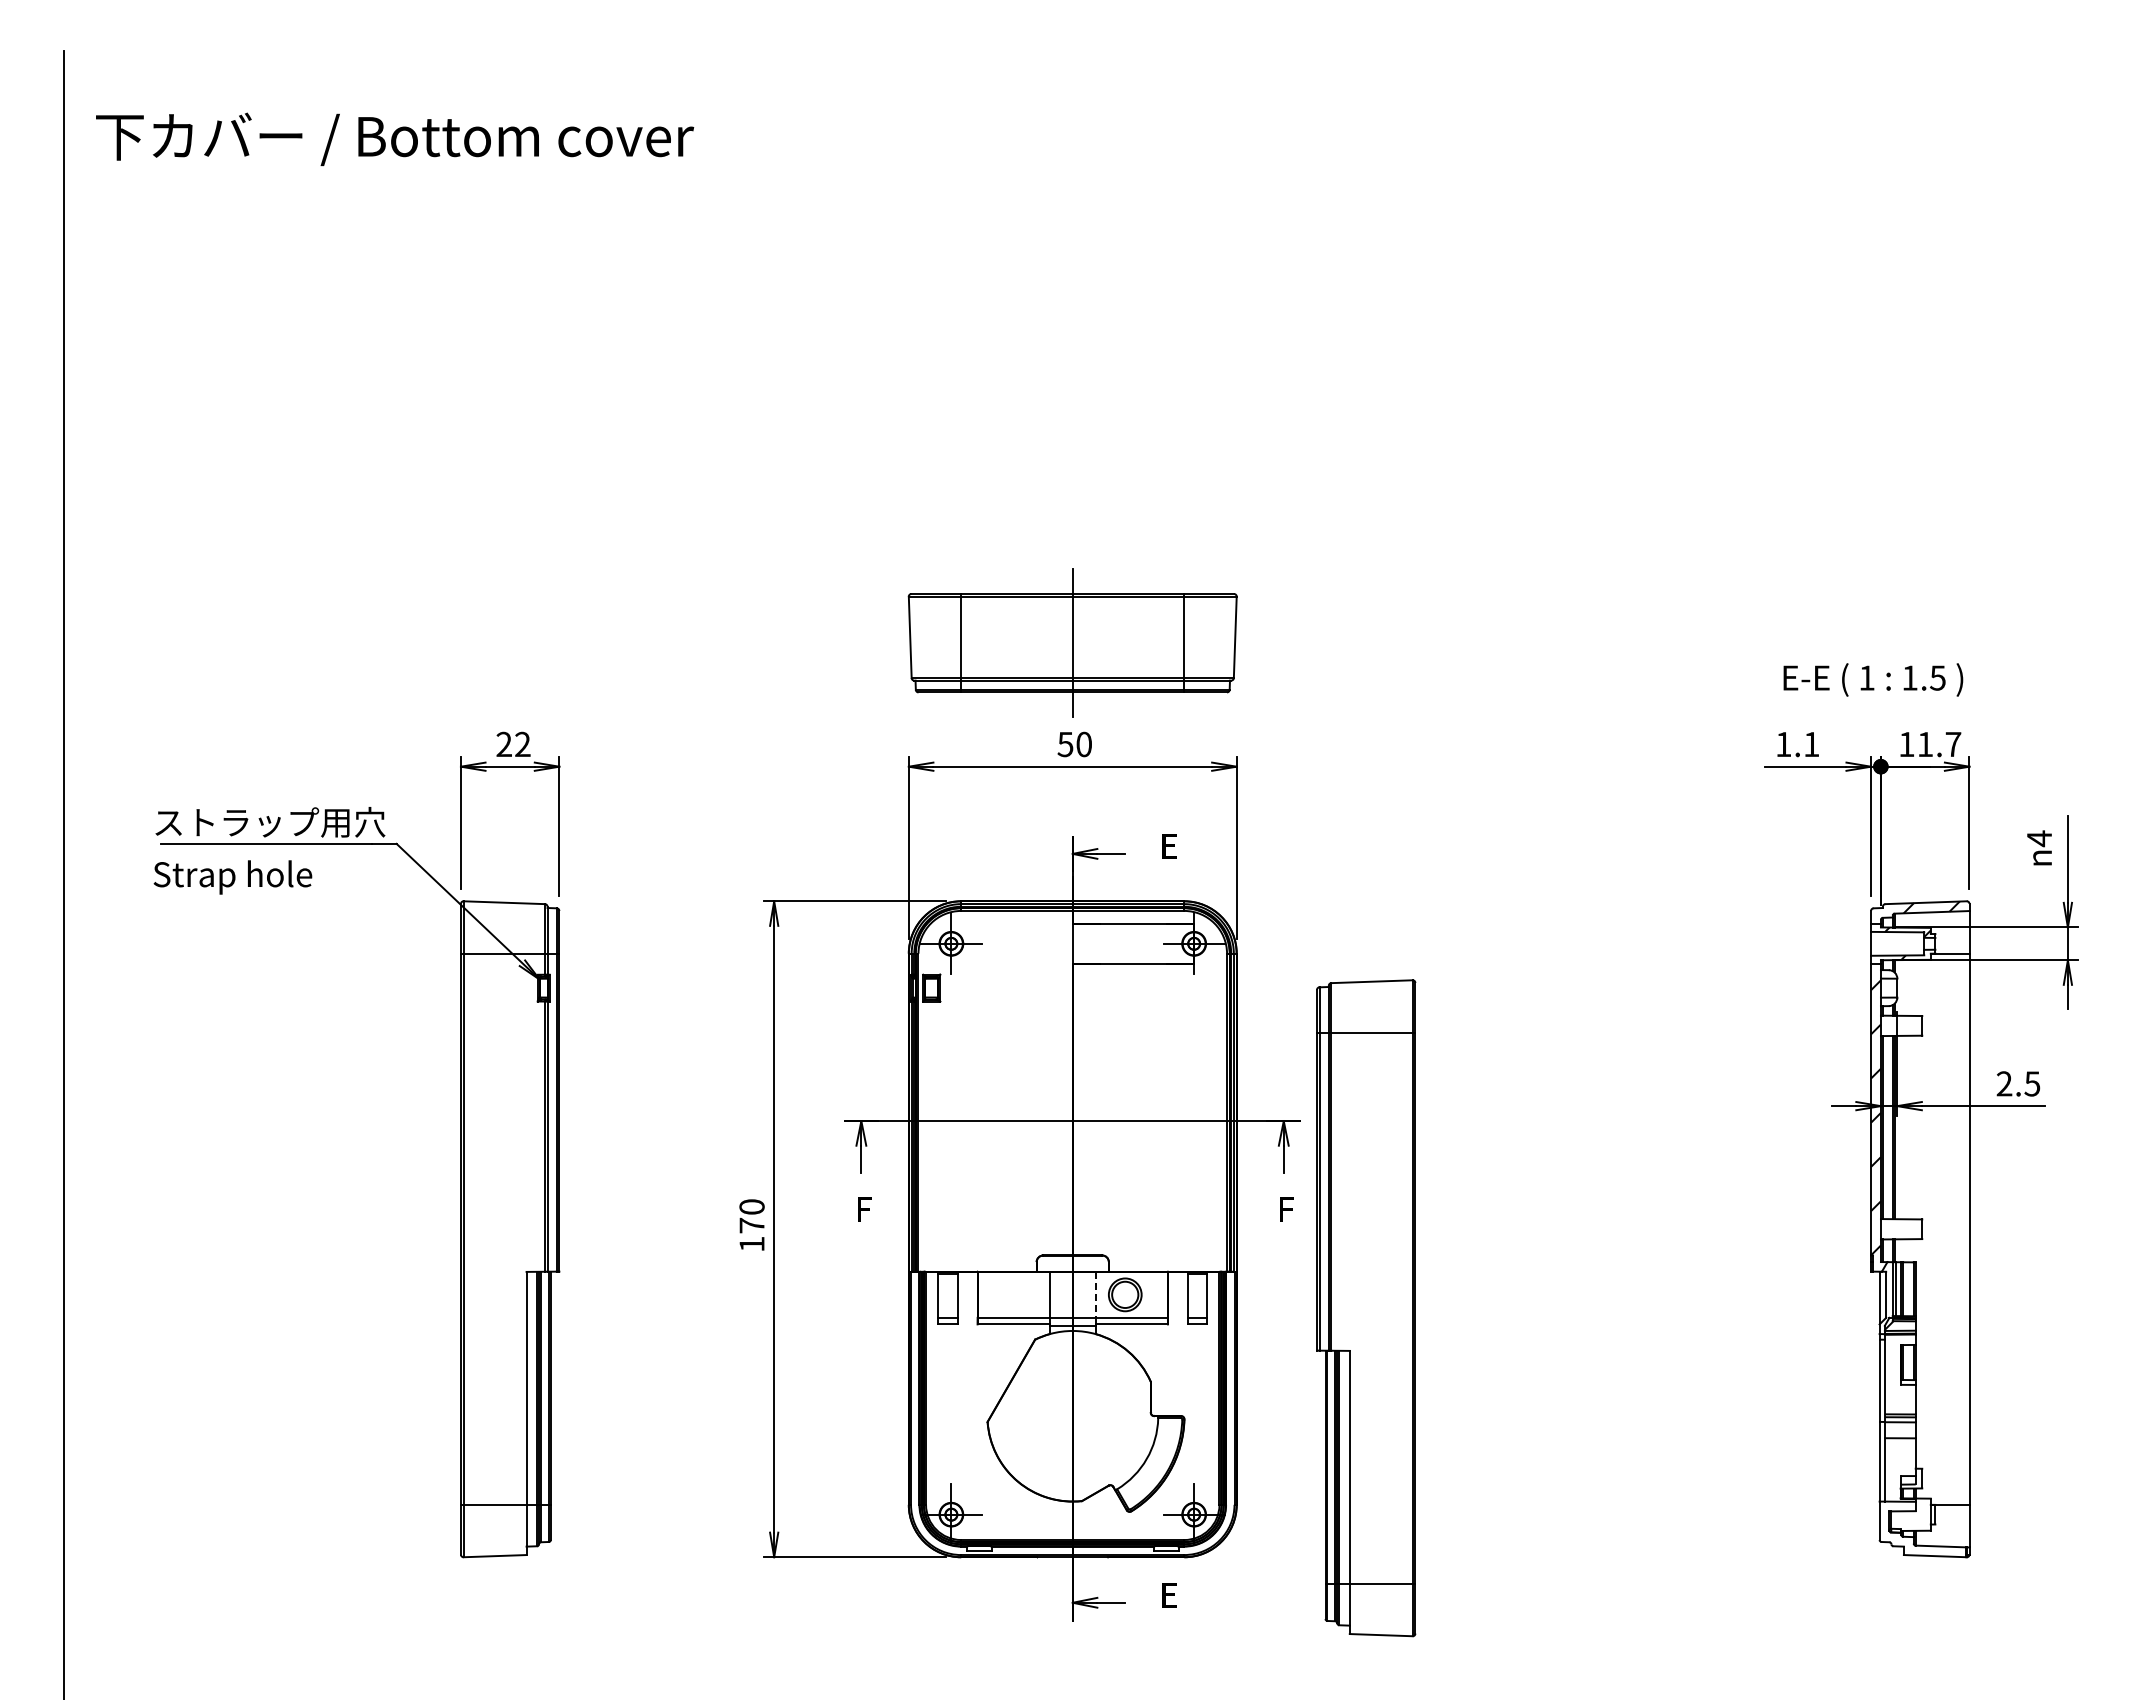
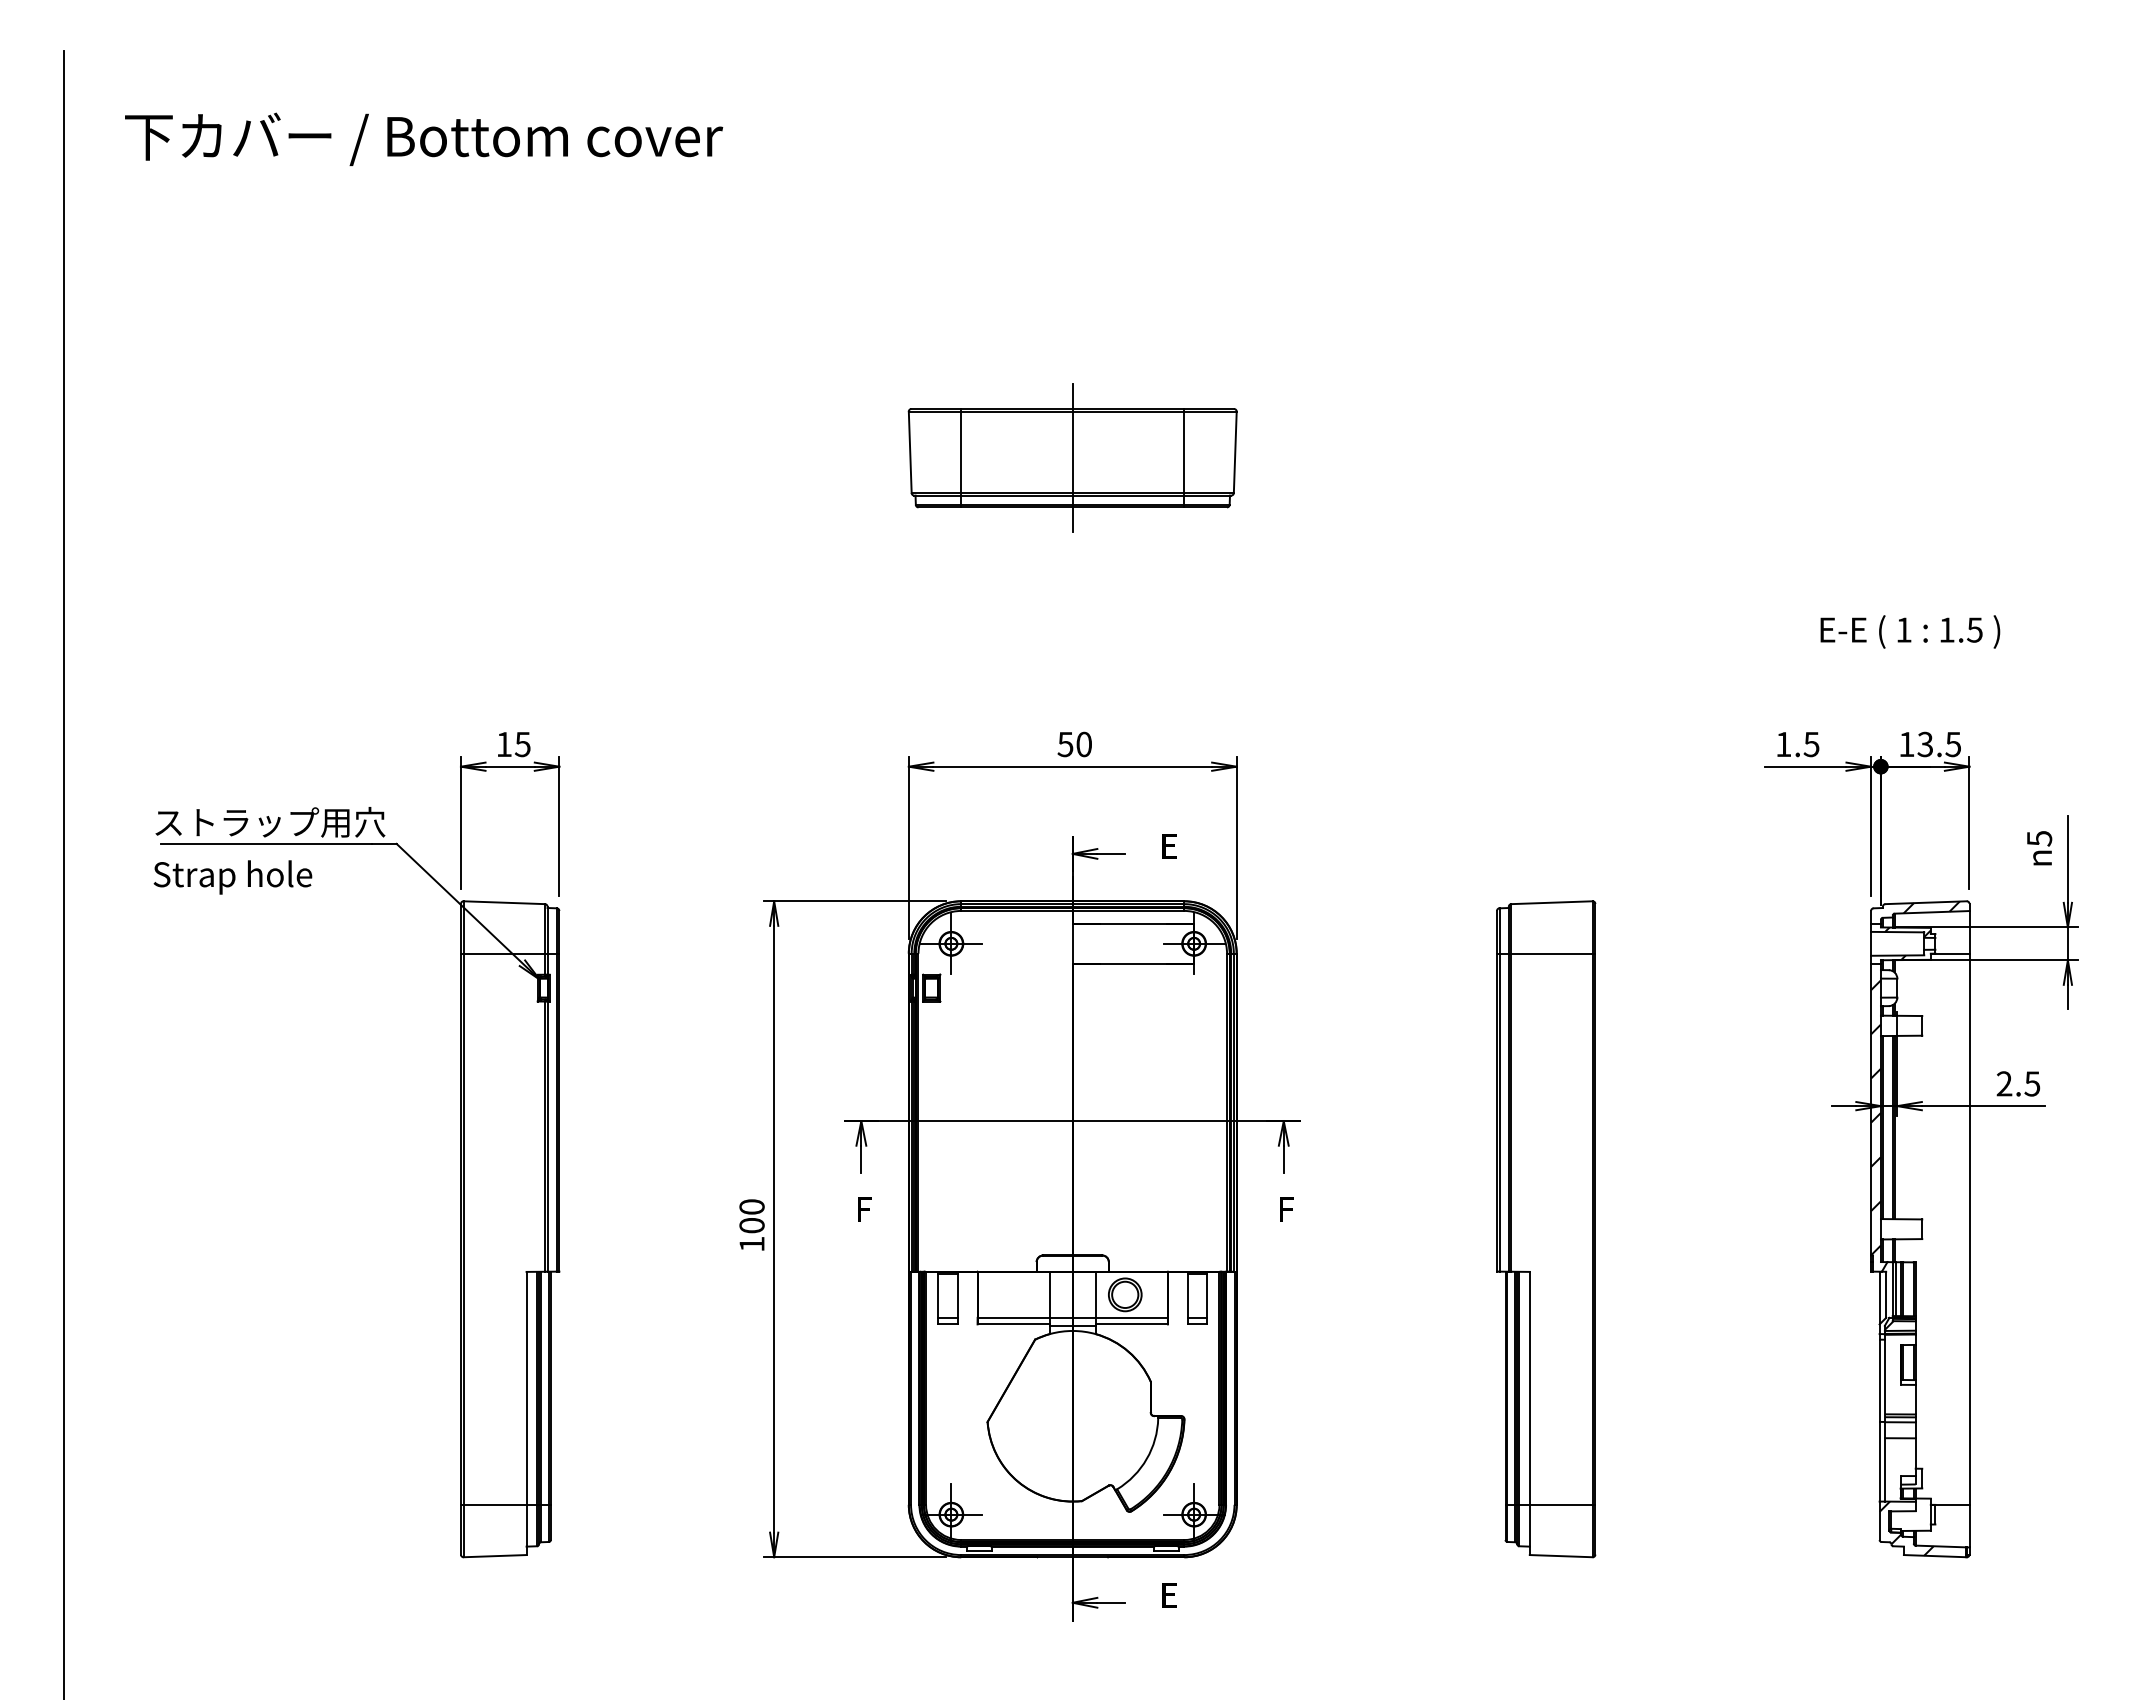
text position: (395, 138) -> (424, 138) (424, 138)
part position: (1072, 642) -> (1072, 457) (1072, 457)
text position: (1873, 679) -> (1910, 631) (1910, 631)
text: 22 -> 15 (513, 744)
text: 1.1 -> 1.5 (1811, 744)
text: 11.7 -> 13.5 (1939, 744)
text: n4 -> n5 (2039, 838)
text: 170 -> 100 (751, 1225)
line: dashed -> solid (1095, 1295)
part position: (1366, 1308) -> (1546, 1229) (1546, 1229)
hatch: none -> present (1906, 1528)
